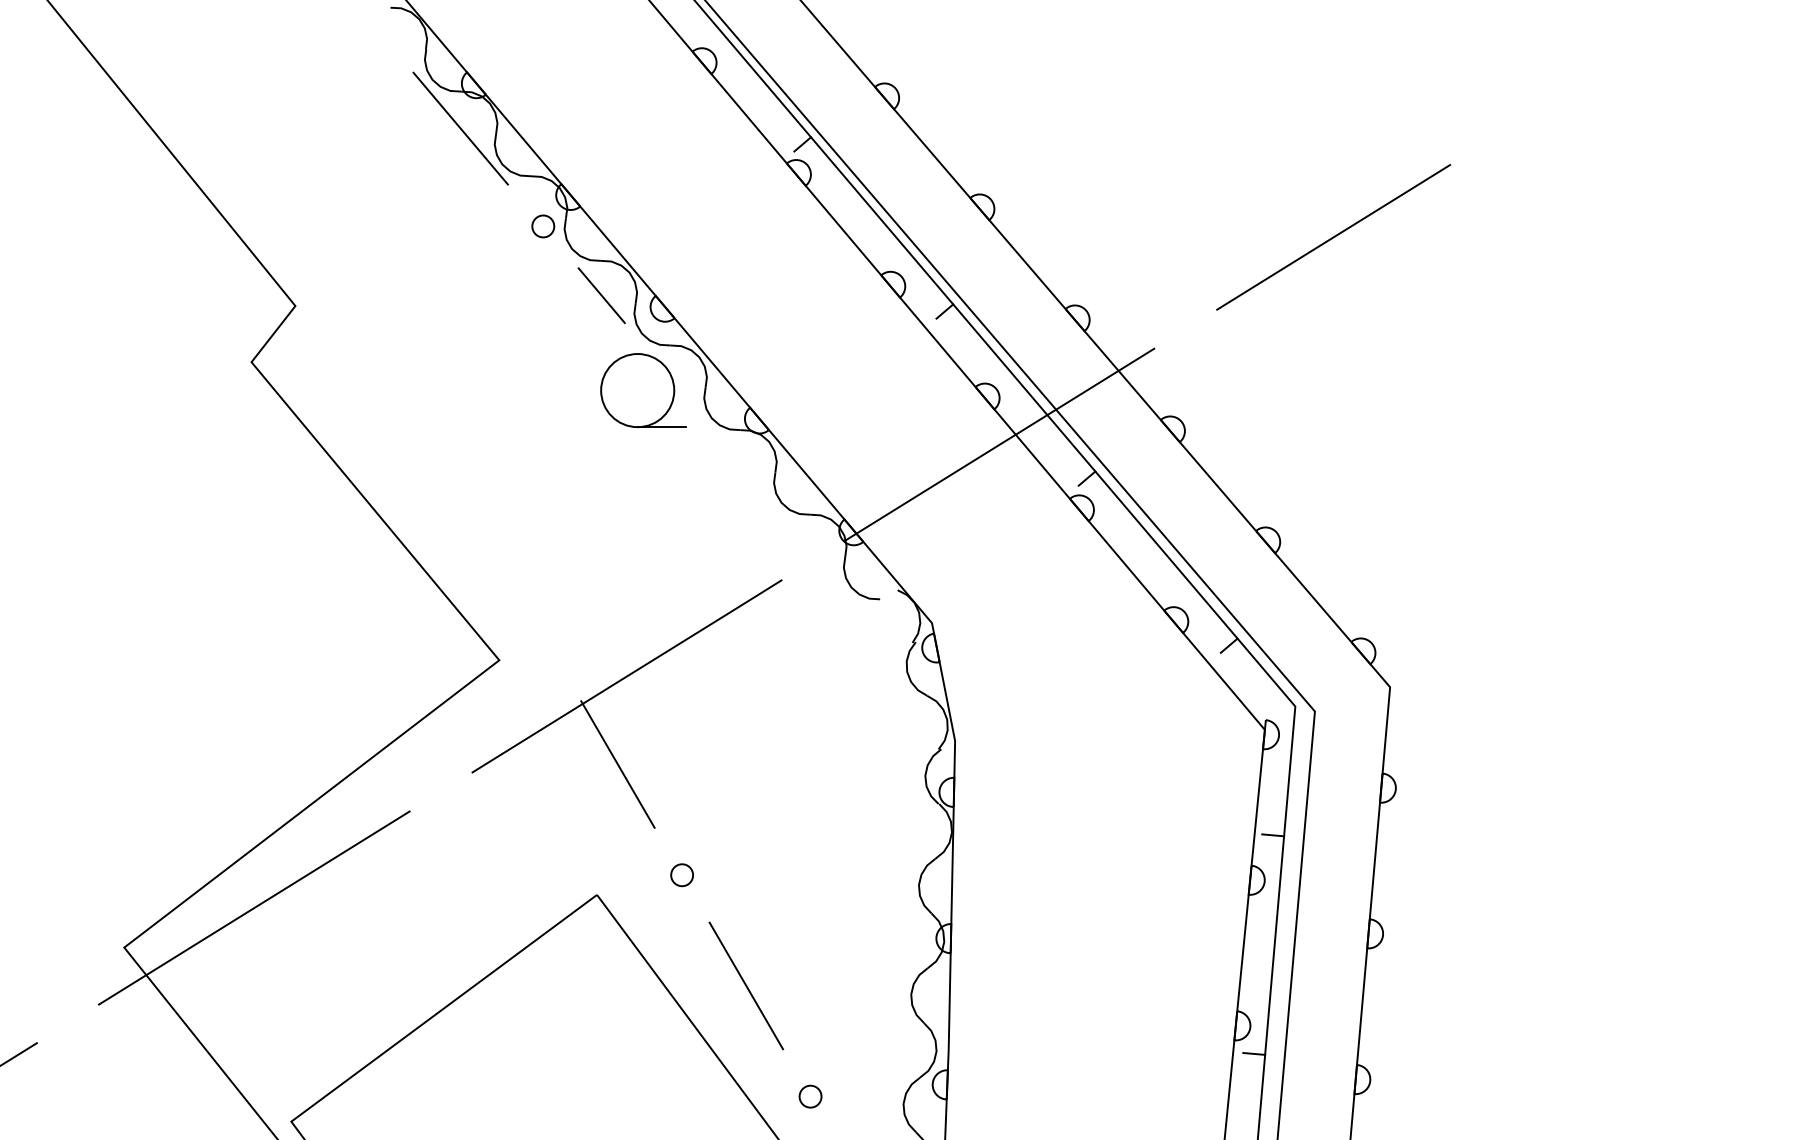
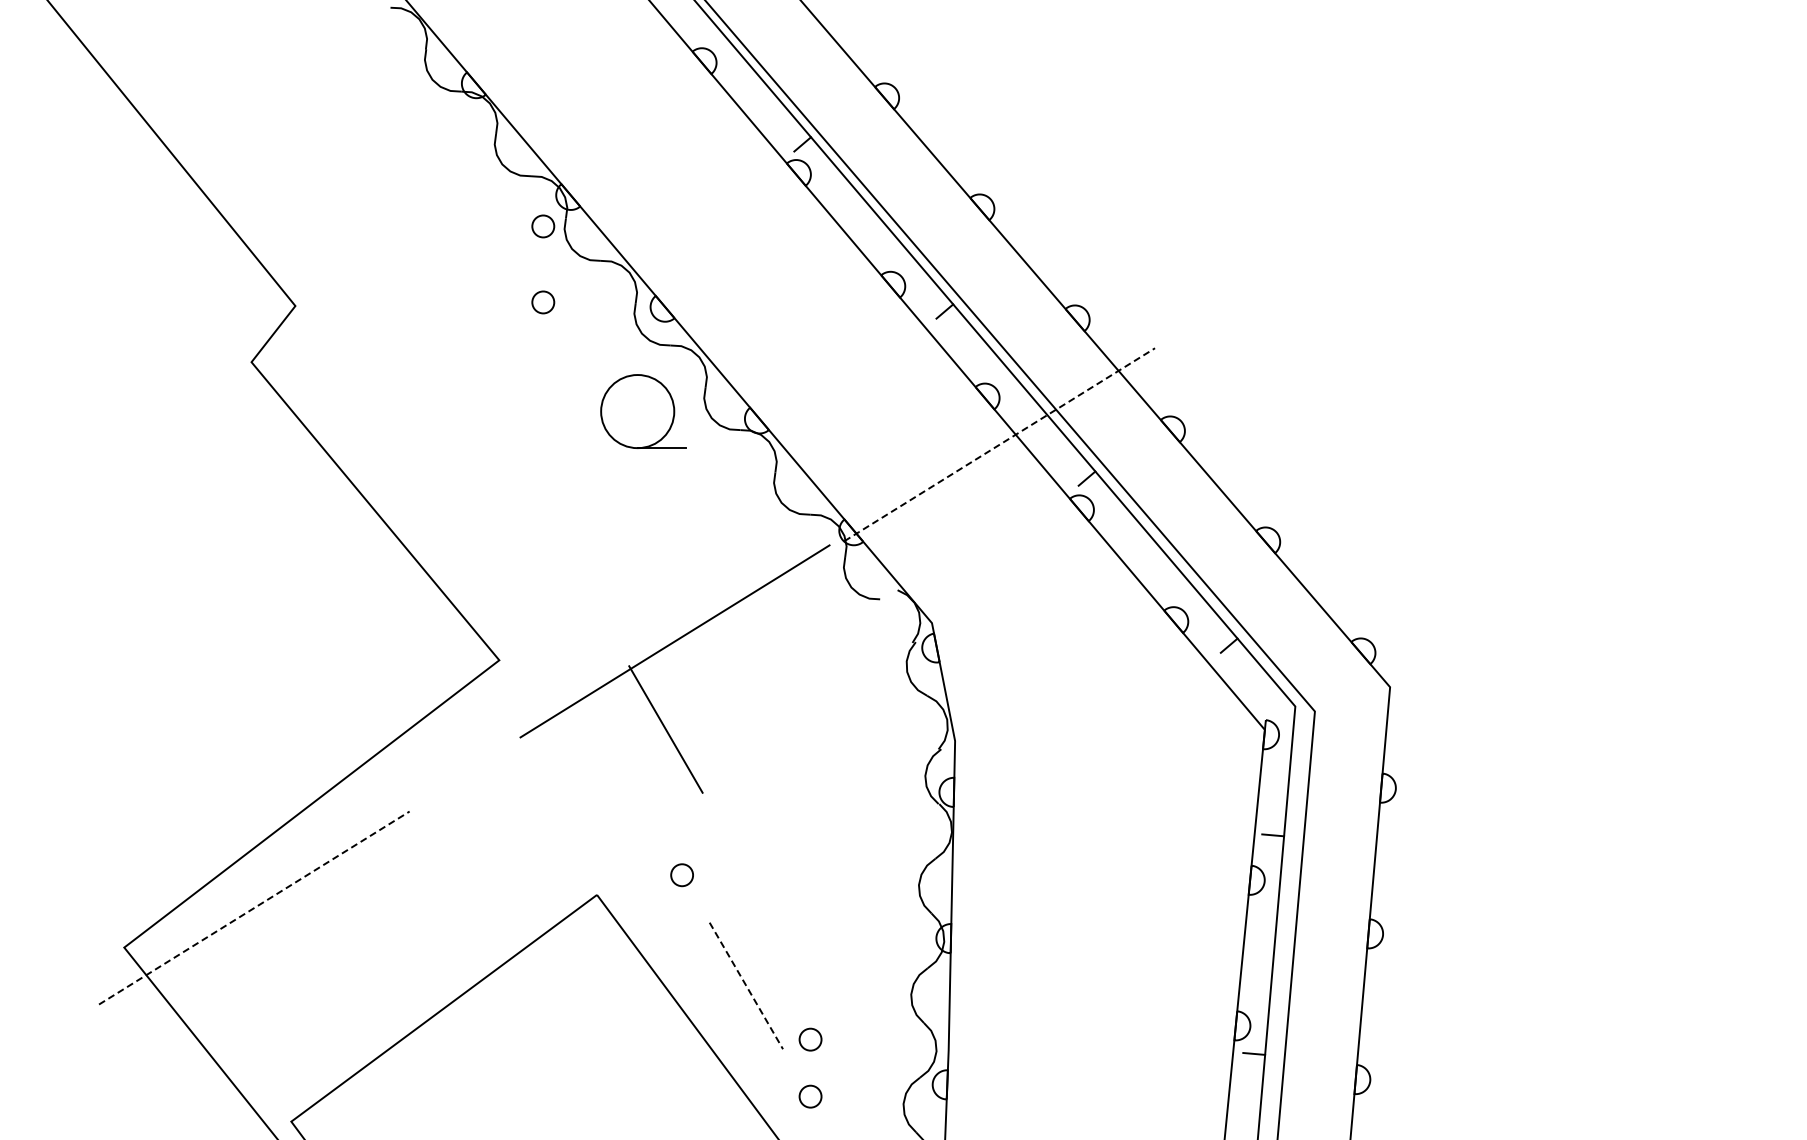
line: present -> none (460, 128)
line: present -> none (1333, 237)
line: present -> none (601, 295)
circle: none -> present (543, 302)
part position: (643, 390) -> (643, 411) (643, 411)
line: solid -> dashed (998, 445)
part position: (616, 684) -> (664, 649) (664, 649)
line: solid -> dashed (254, 908)
line: solid -> dashed (746, 986)
circle: none -> present (810, 1039)
line: present -> none (19, 1053)
